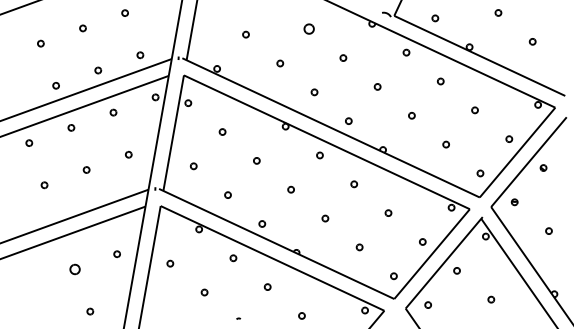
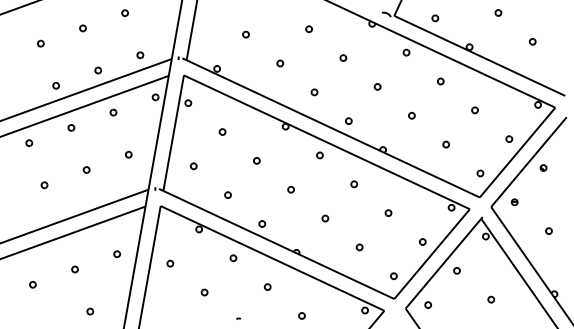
part size: 12x12 px -> 8x9 px (308, 29)
part size: 12x13 px -> 8x9 px (74, 269)
part: none -> present (32, 284)
